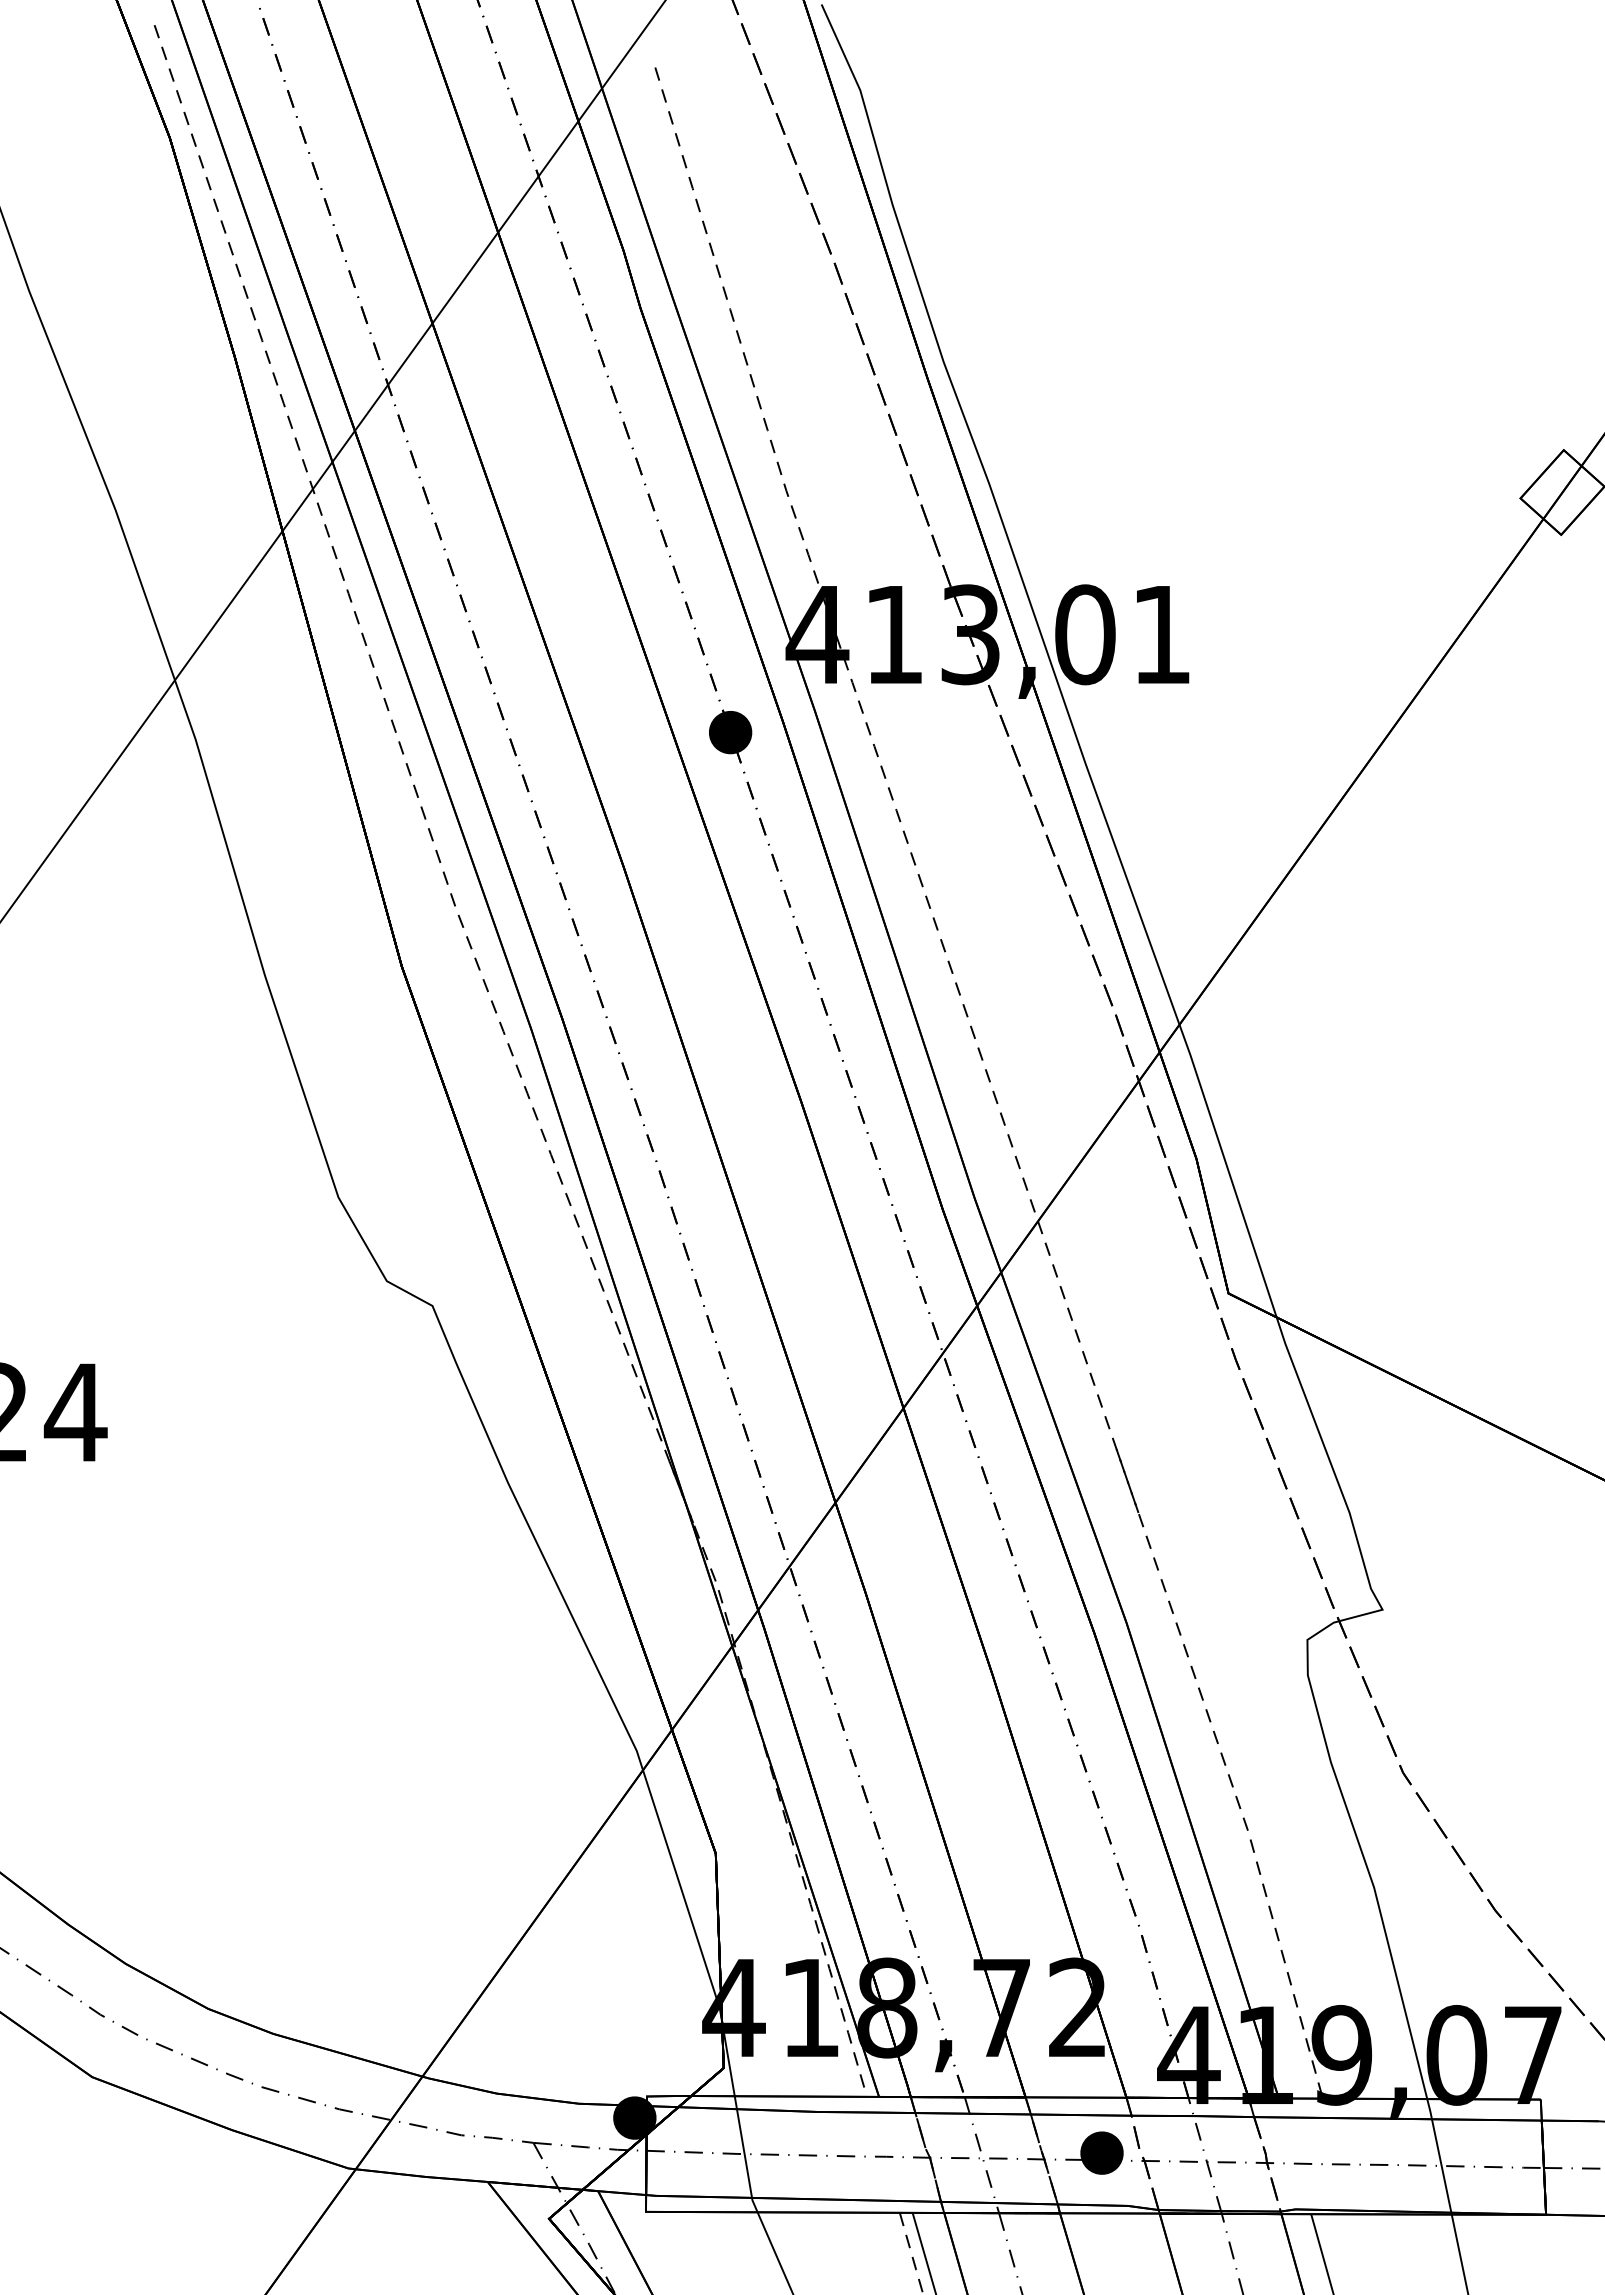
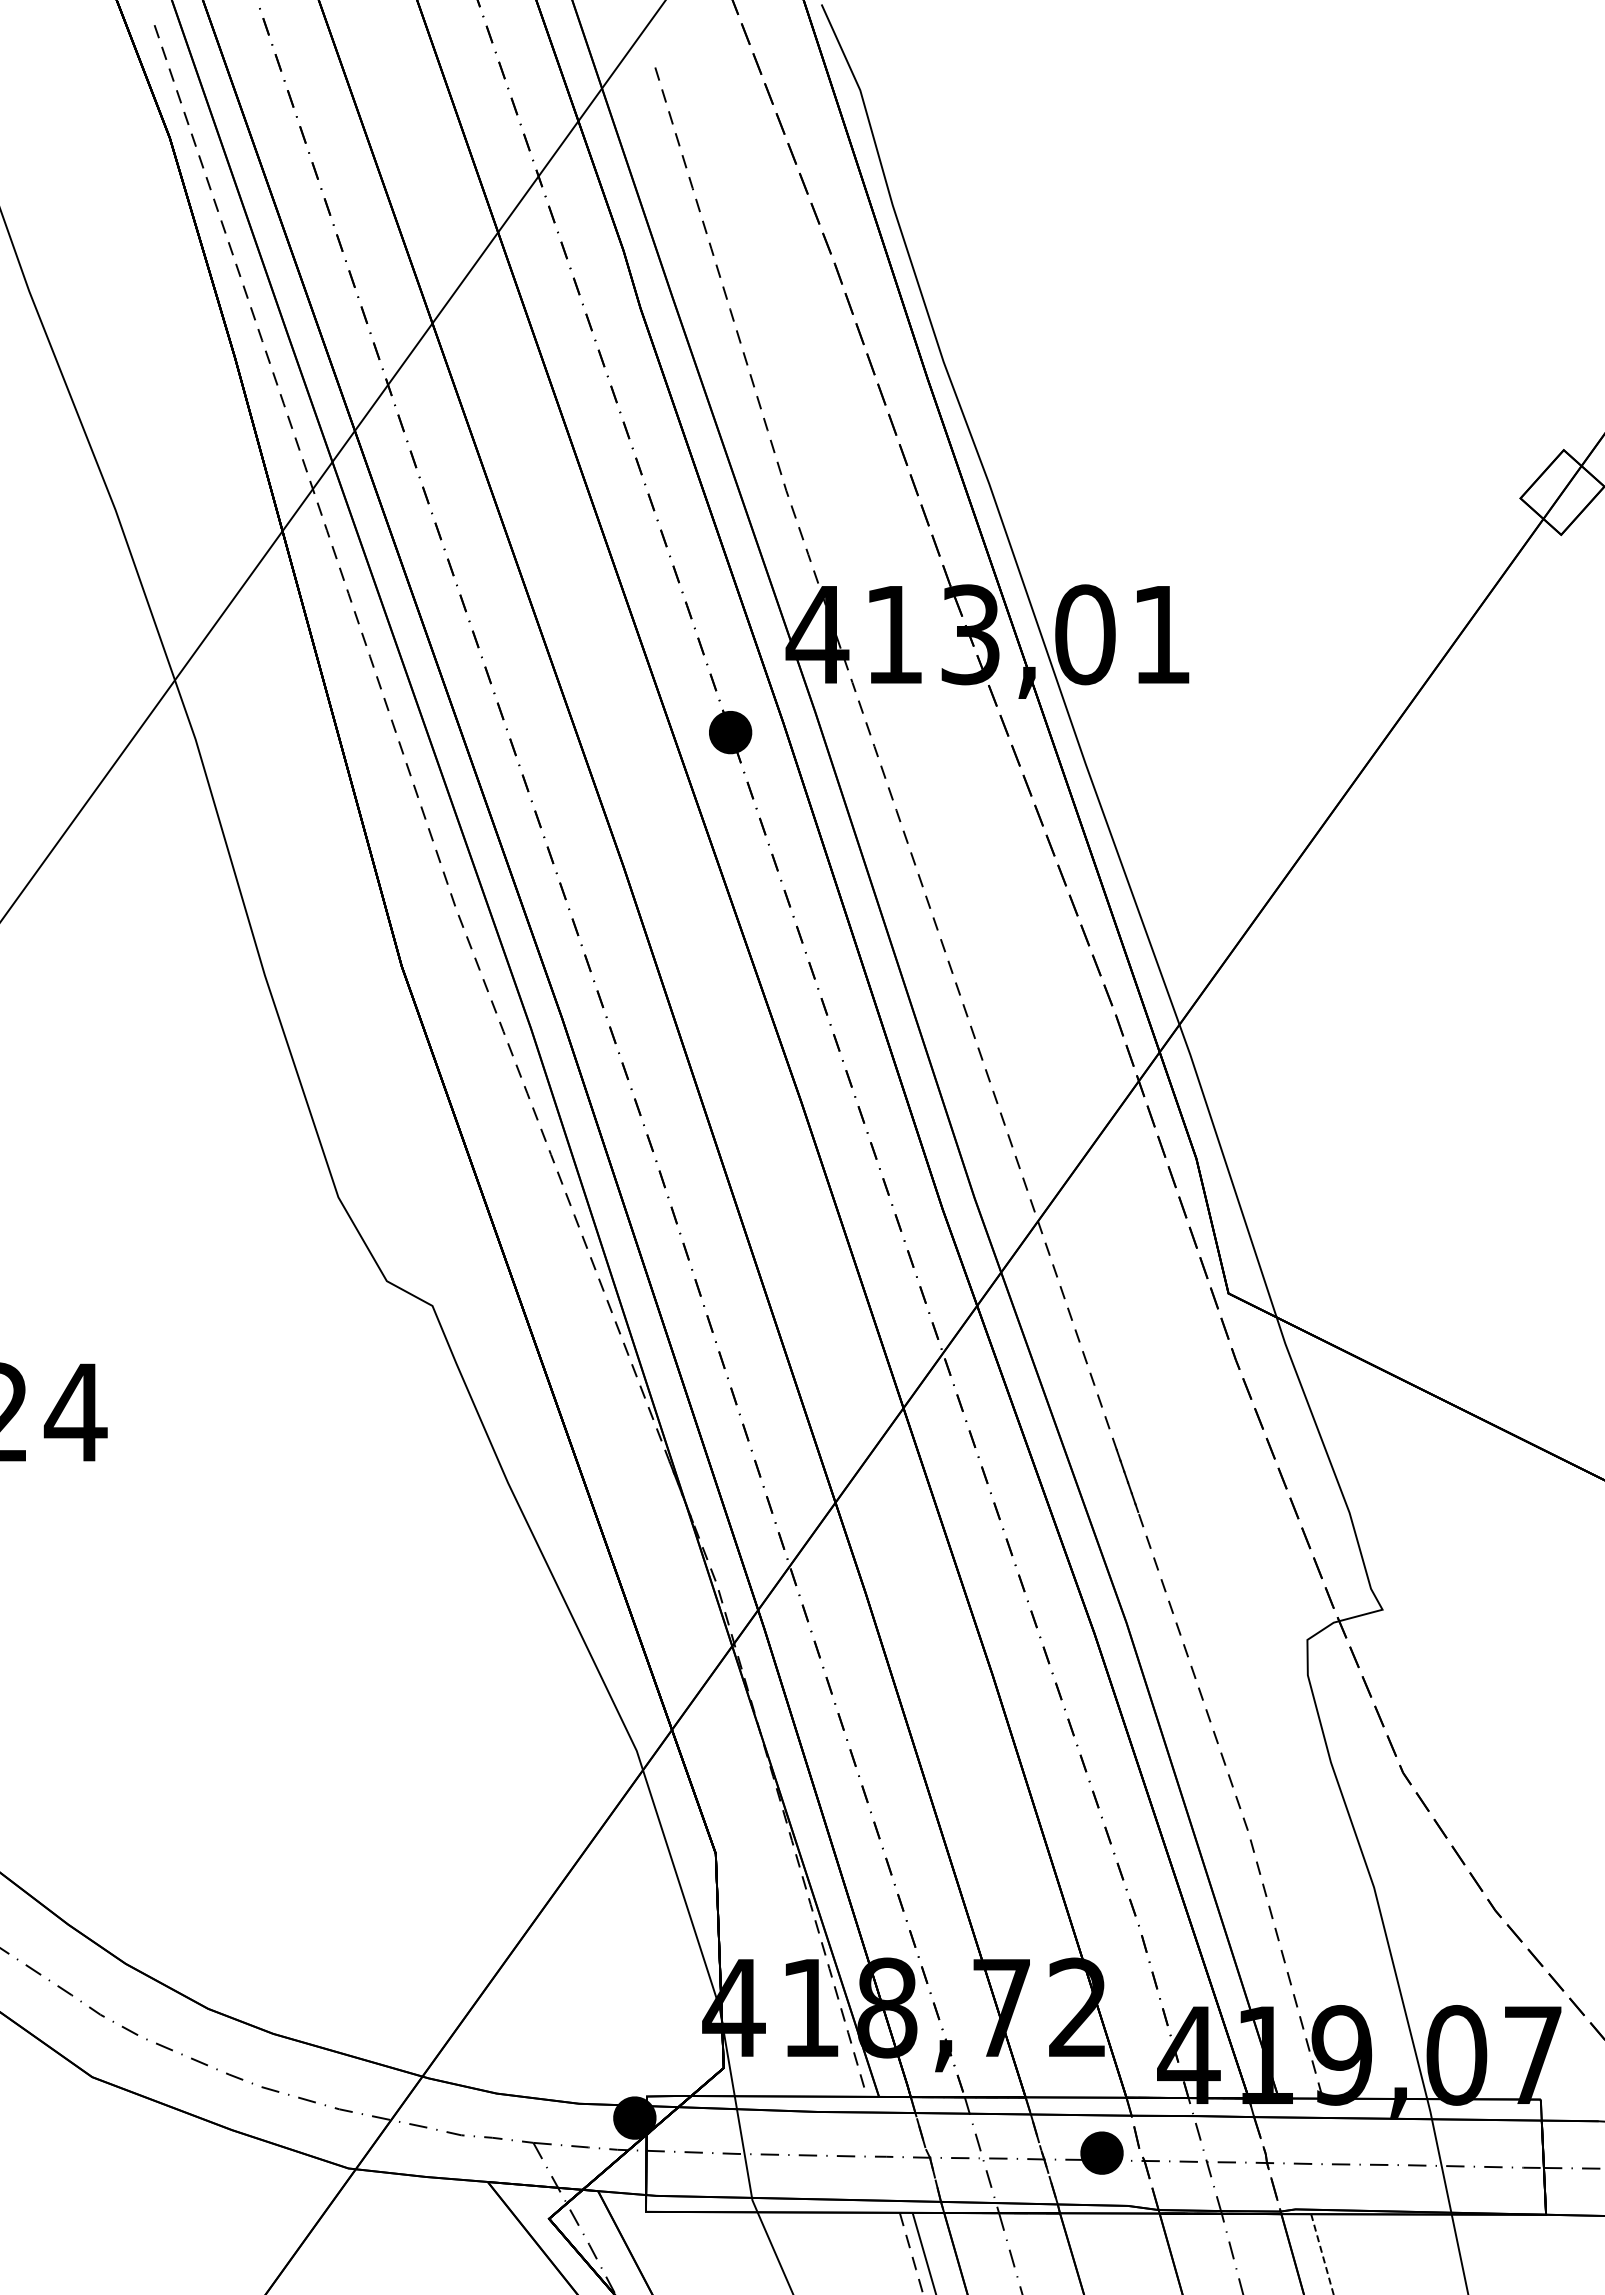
line: solid -> dashed (1322, 2253)
